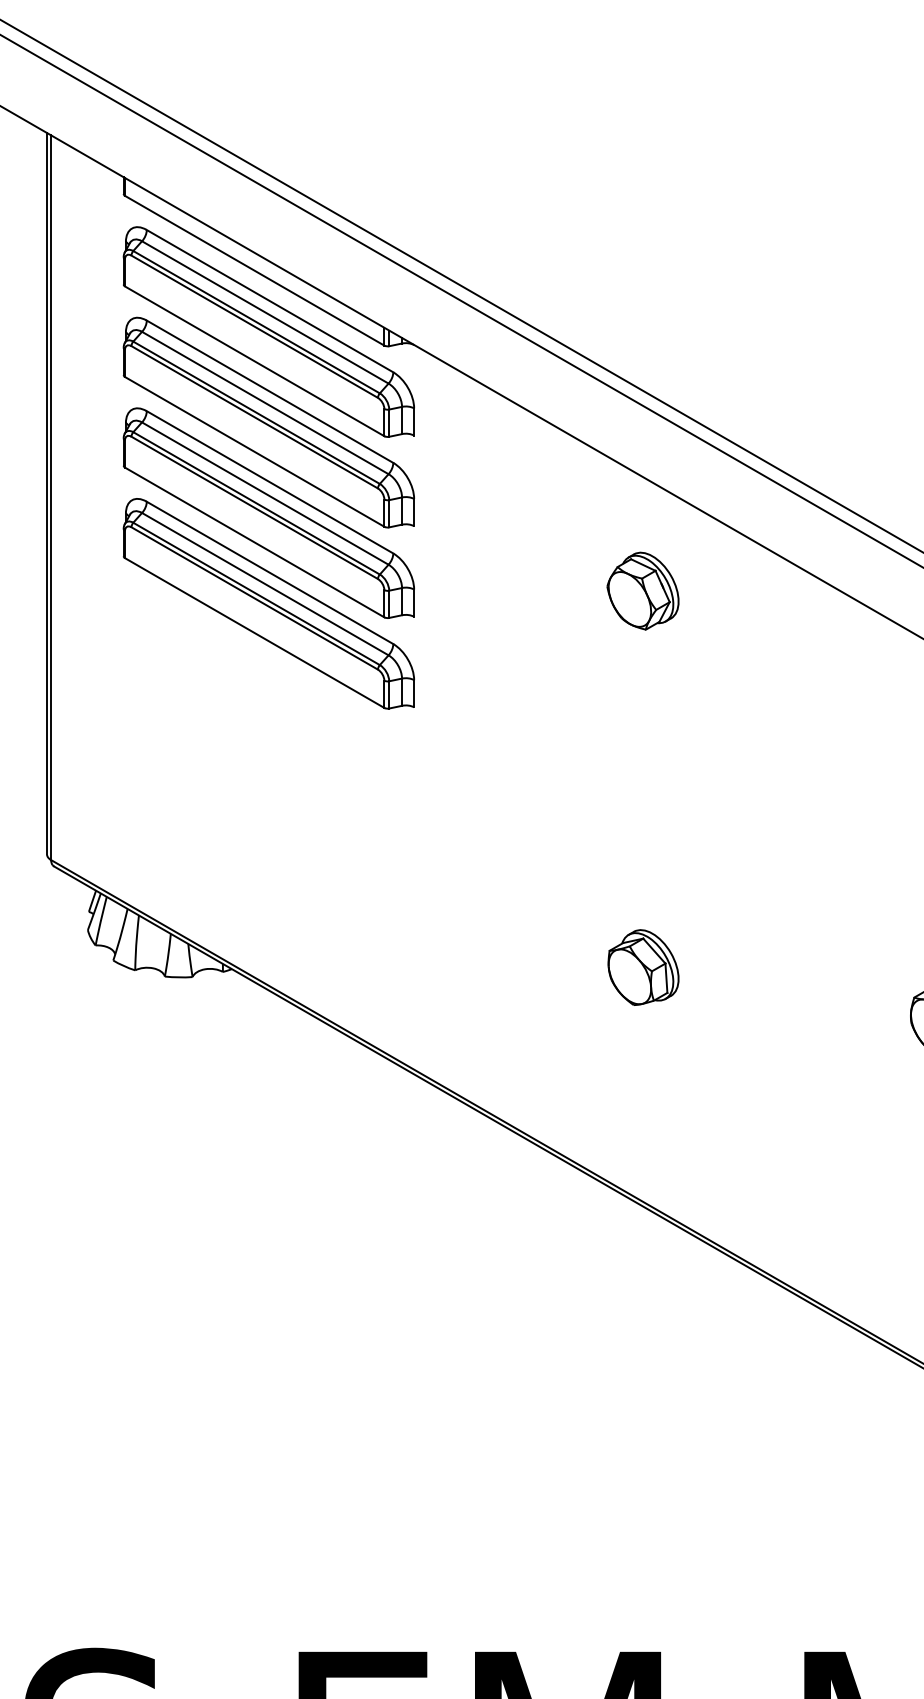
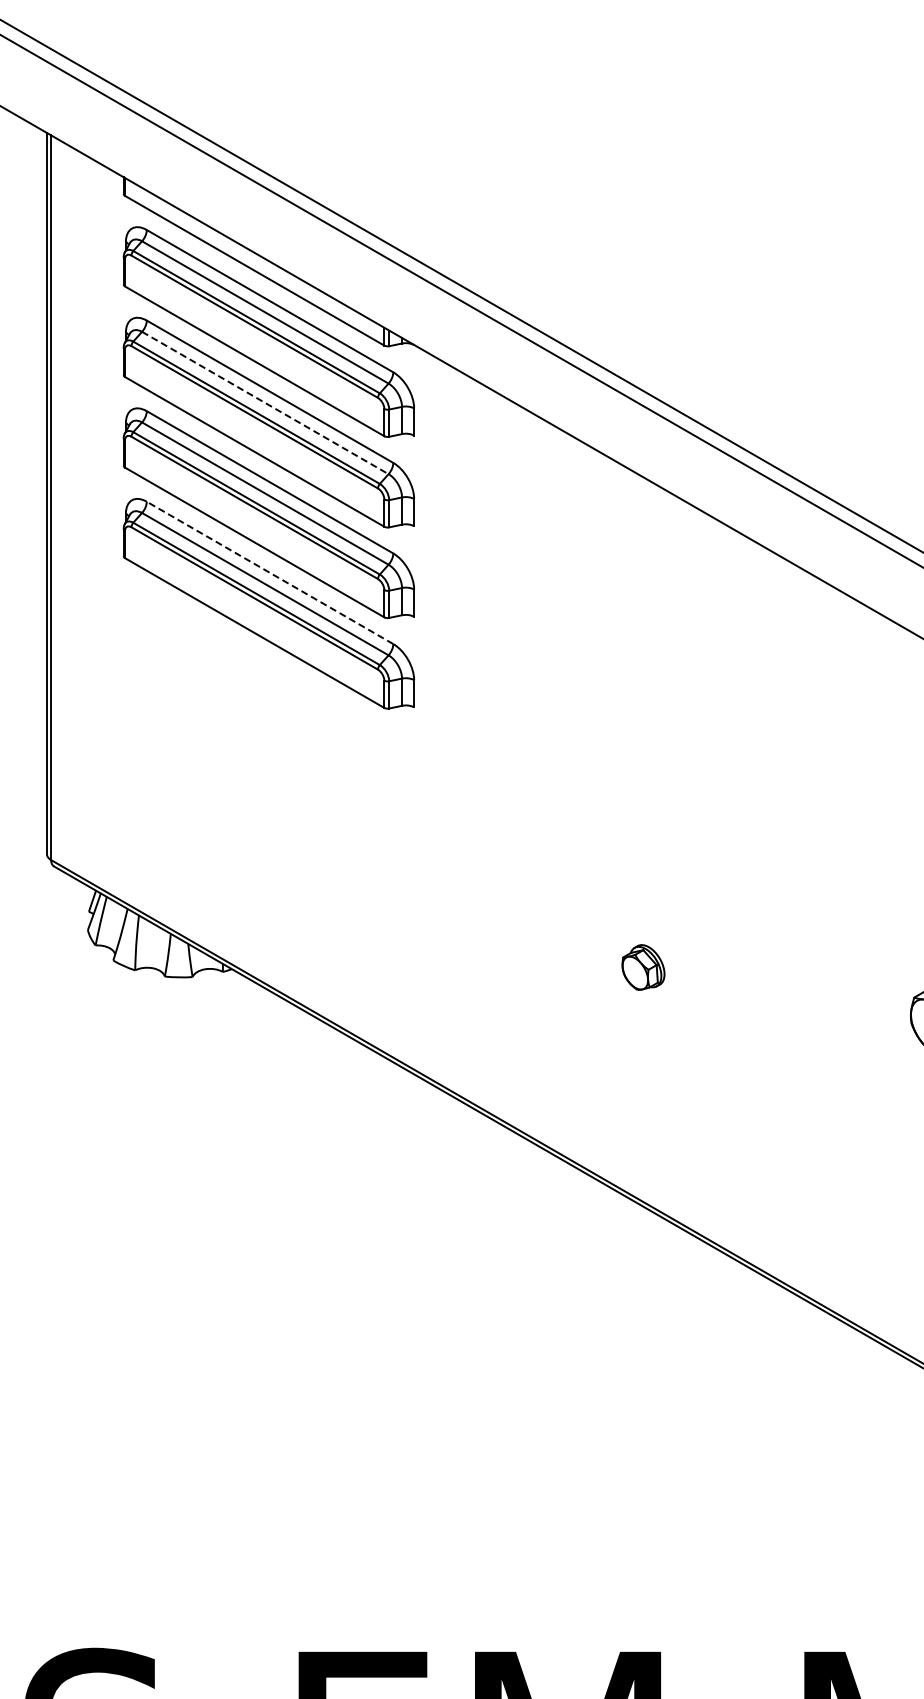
line: solid -> dashed (265, 403)
line: solid -> dashed (269, 572)
part: present -> none (642, 590)
part size: 73x77 px -> 45x47 px (643, 967)
